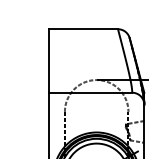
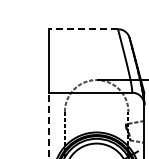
line: solid -> dashed (83, 29)
line: solid -> dashed (49, 125)
